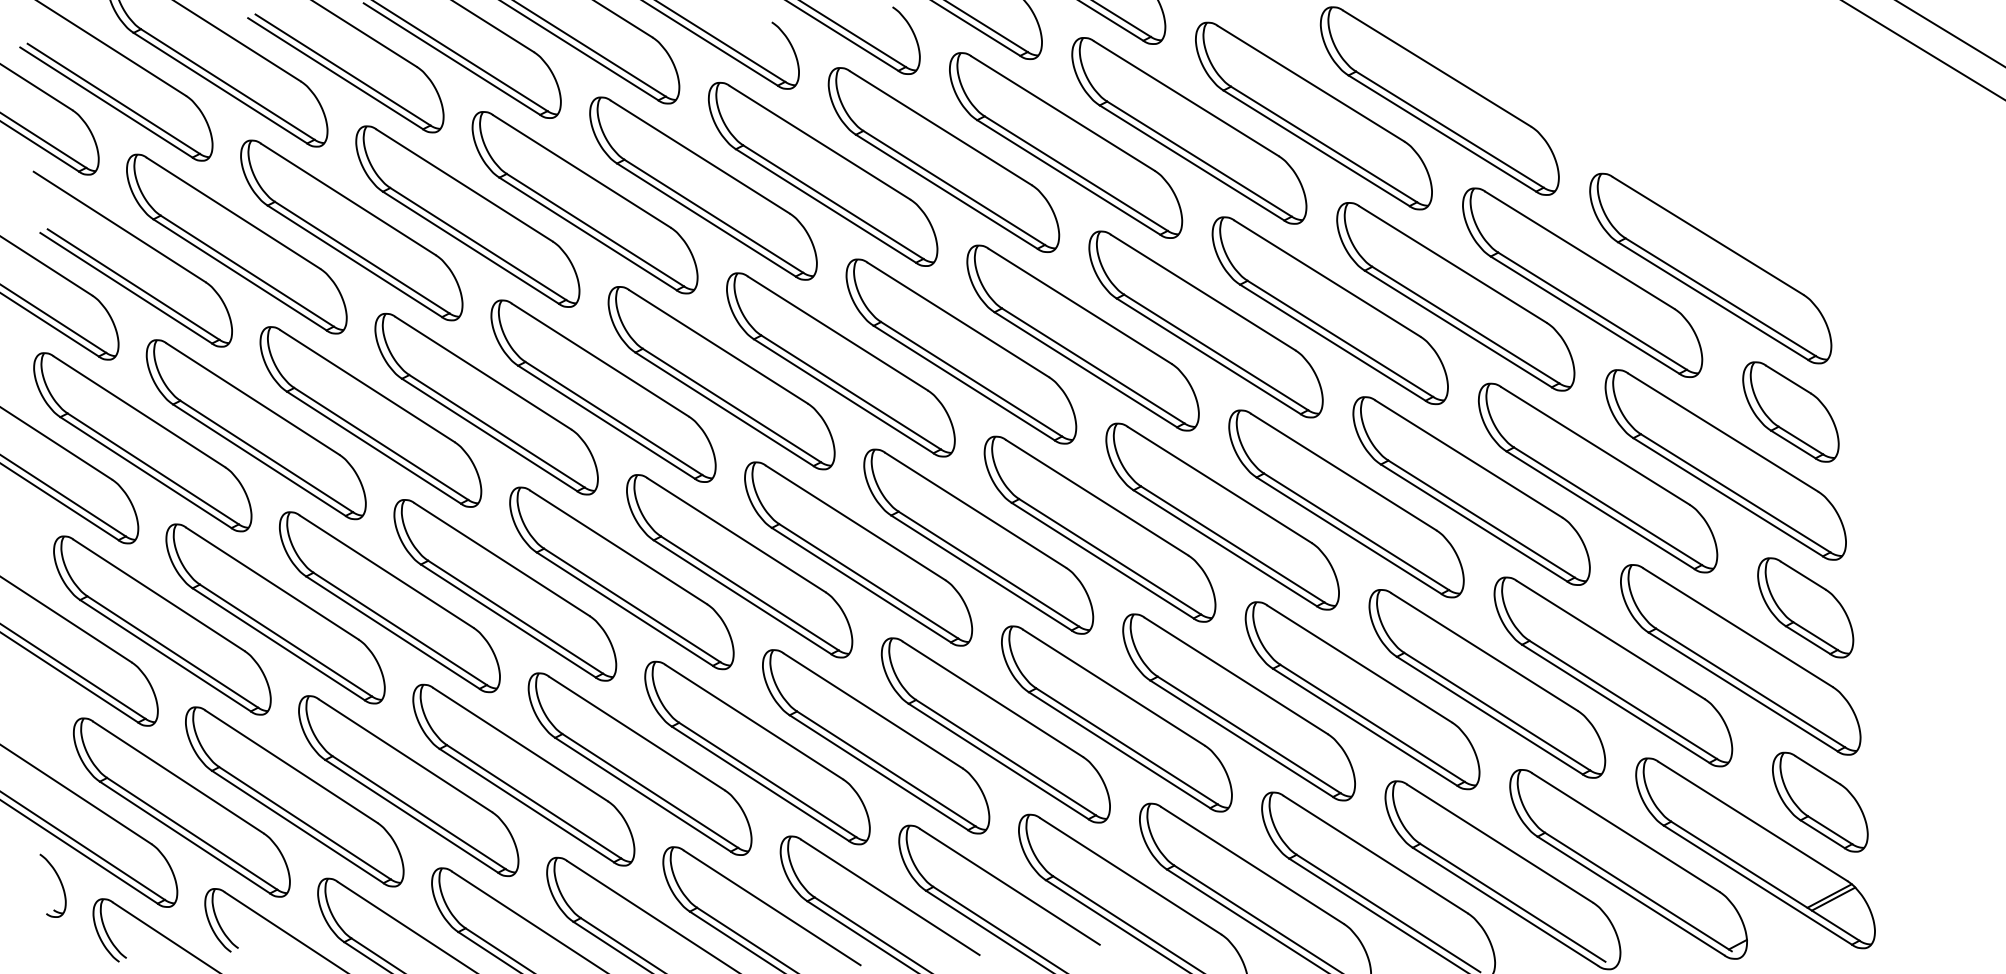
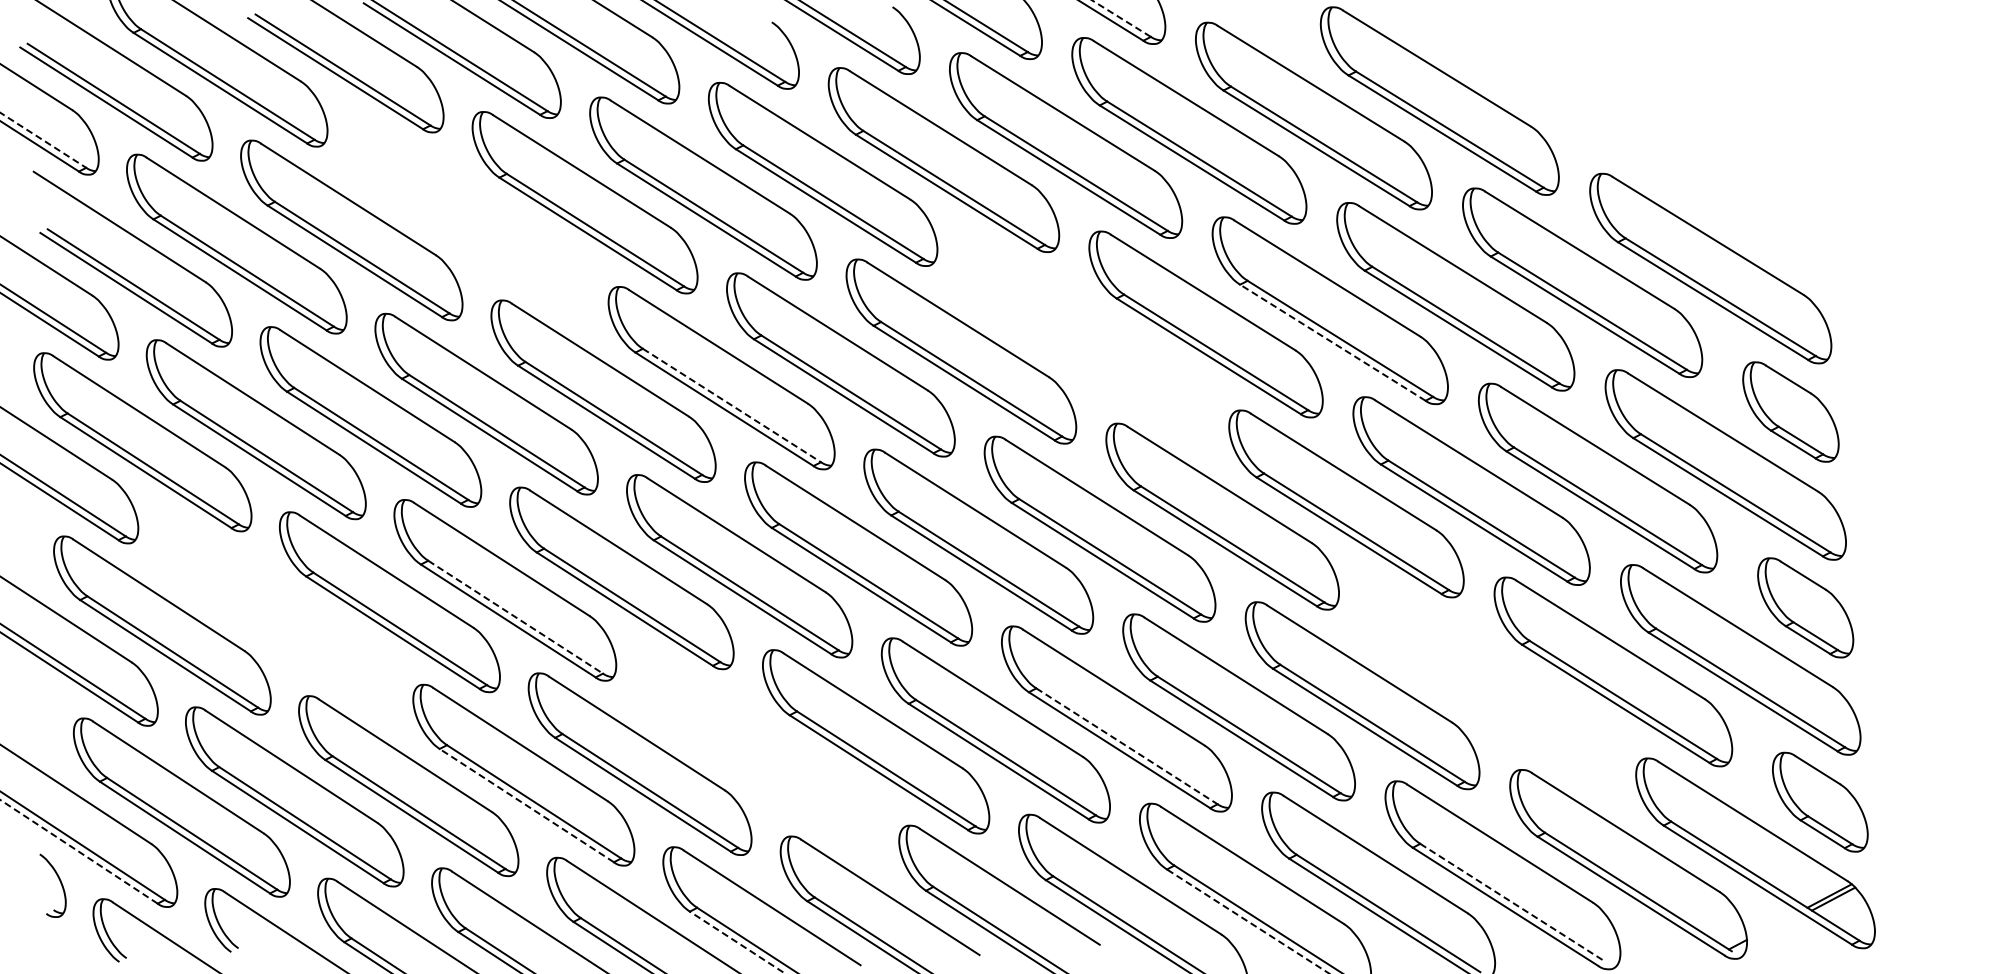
line: solid -> dashed (1121, 18)
line: present -> none (1950, 33)
line: present -> none (1923, 50)
line: solid -> dashed (43, 140)
part: present -> none (467, 216)
part: present -> none (1082, 337)
line: solid -> dashed (1332, 342)
line: solid -> dashed (731, 405)
part: present -> none (275, 613)
line: solid -> dashed (516, 617)
part: present -> none (1487, 683)
line: solid -> dashed (1127, 746)
part: present -> none (757, 752)
line: solid -> dashed (526, 805)
line: solid -> dashed (78, 851)
line: solid -> dashed (1512, 902)
line: solid -> dashed (1248, 921)
line: solid -> dashed (737, 942)
